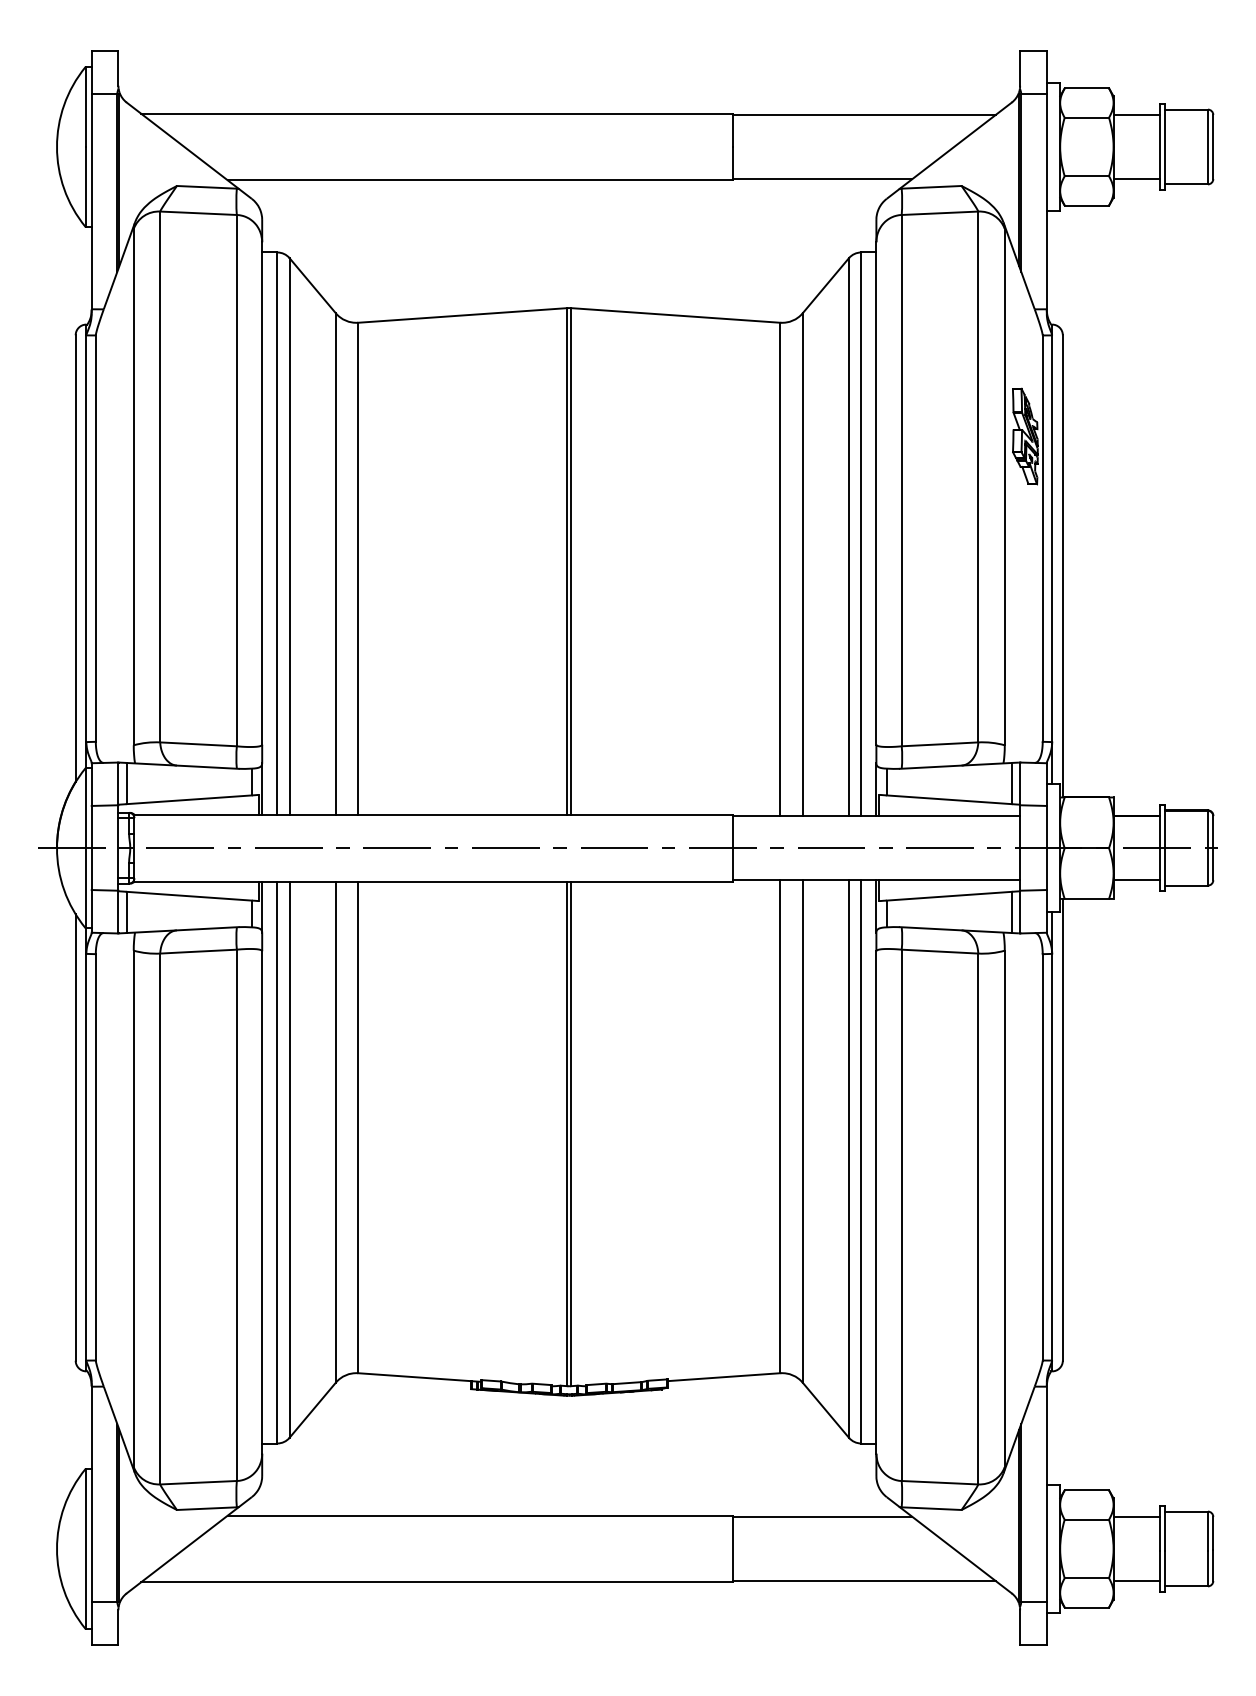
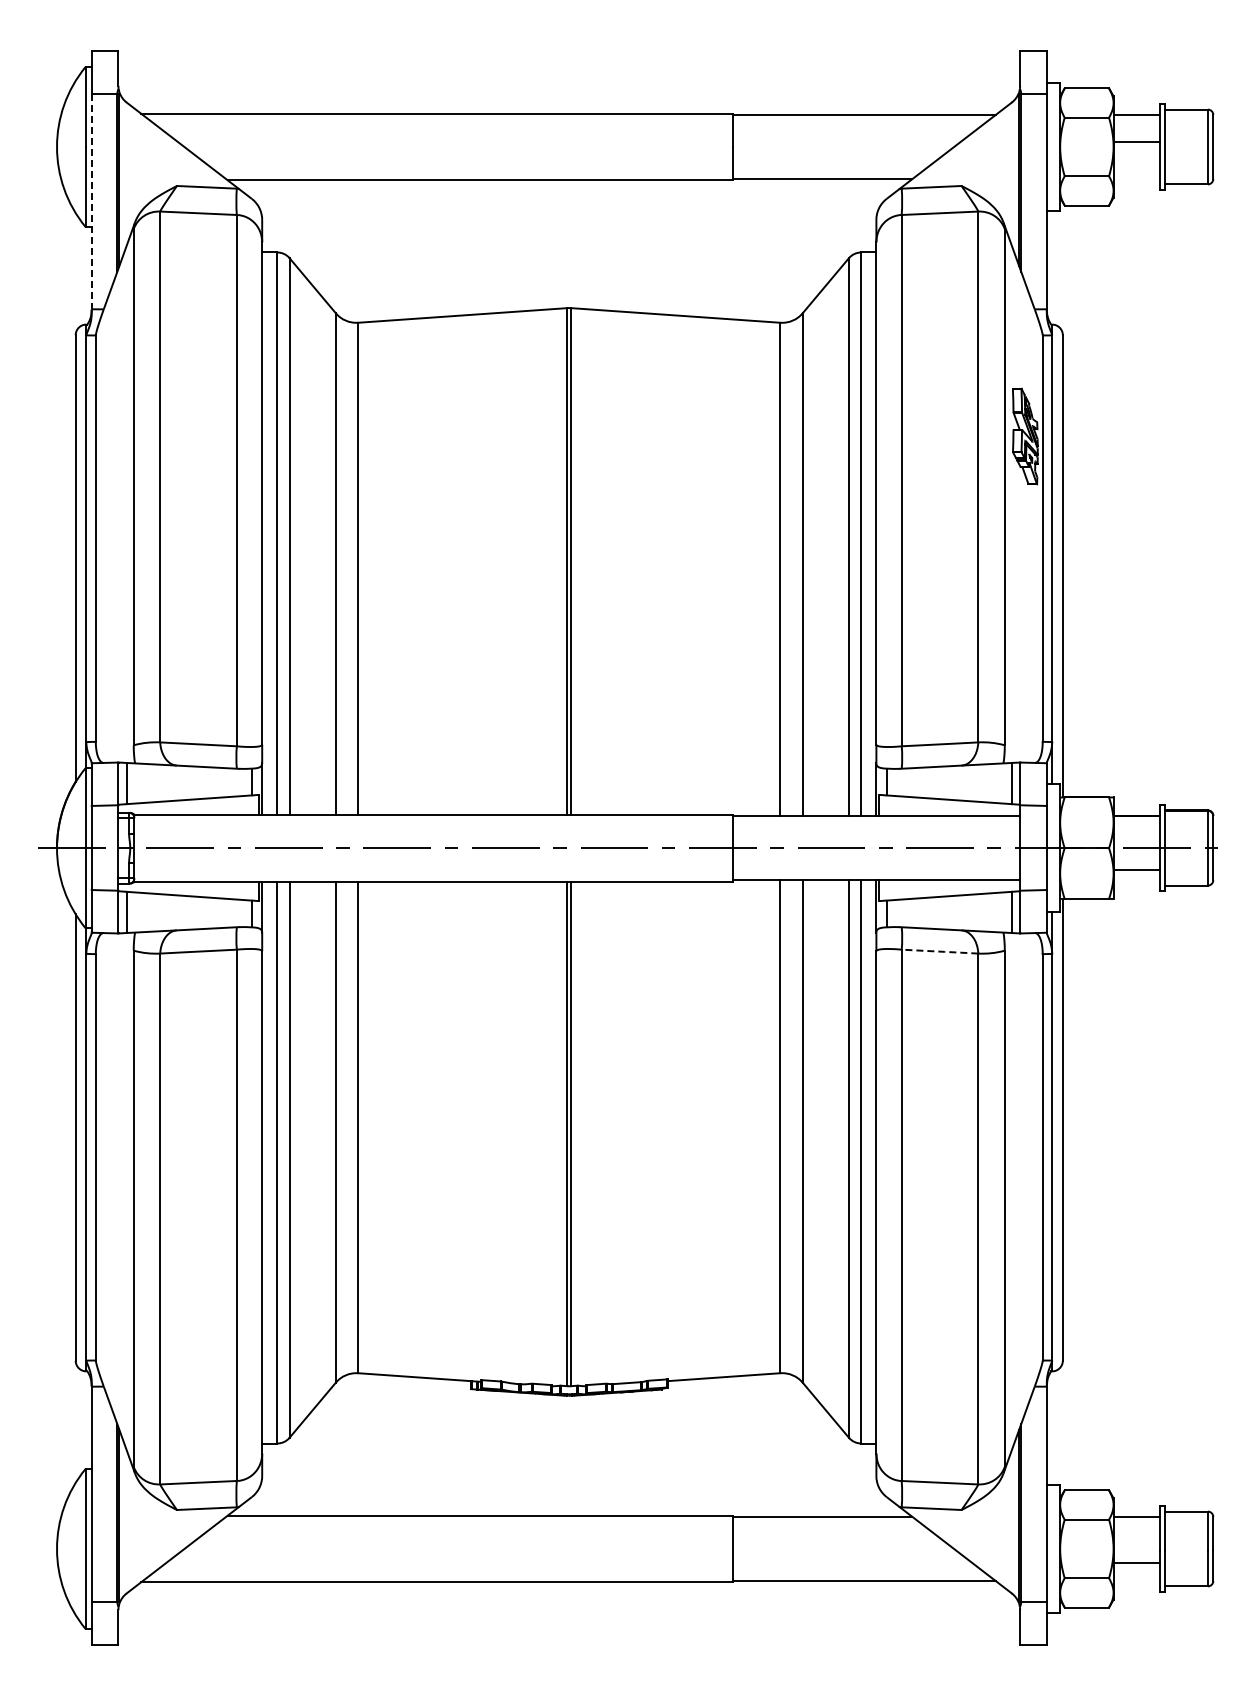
line position: (1136, 179) -> (1136, 142) (1136, 142)
line: solid -> dashed (91, 201)
line position: (1136, 880) -> (1136, 870) (1136, 870)
line: solid -> dashed (939, 951)
line position: (1136, 1581) -> (1136, 1563) (1136, 1563)
